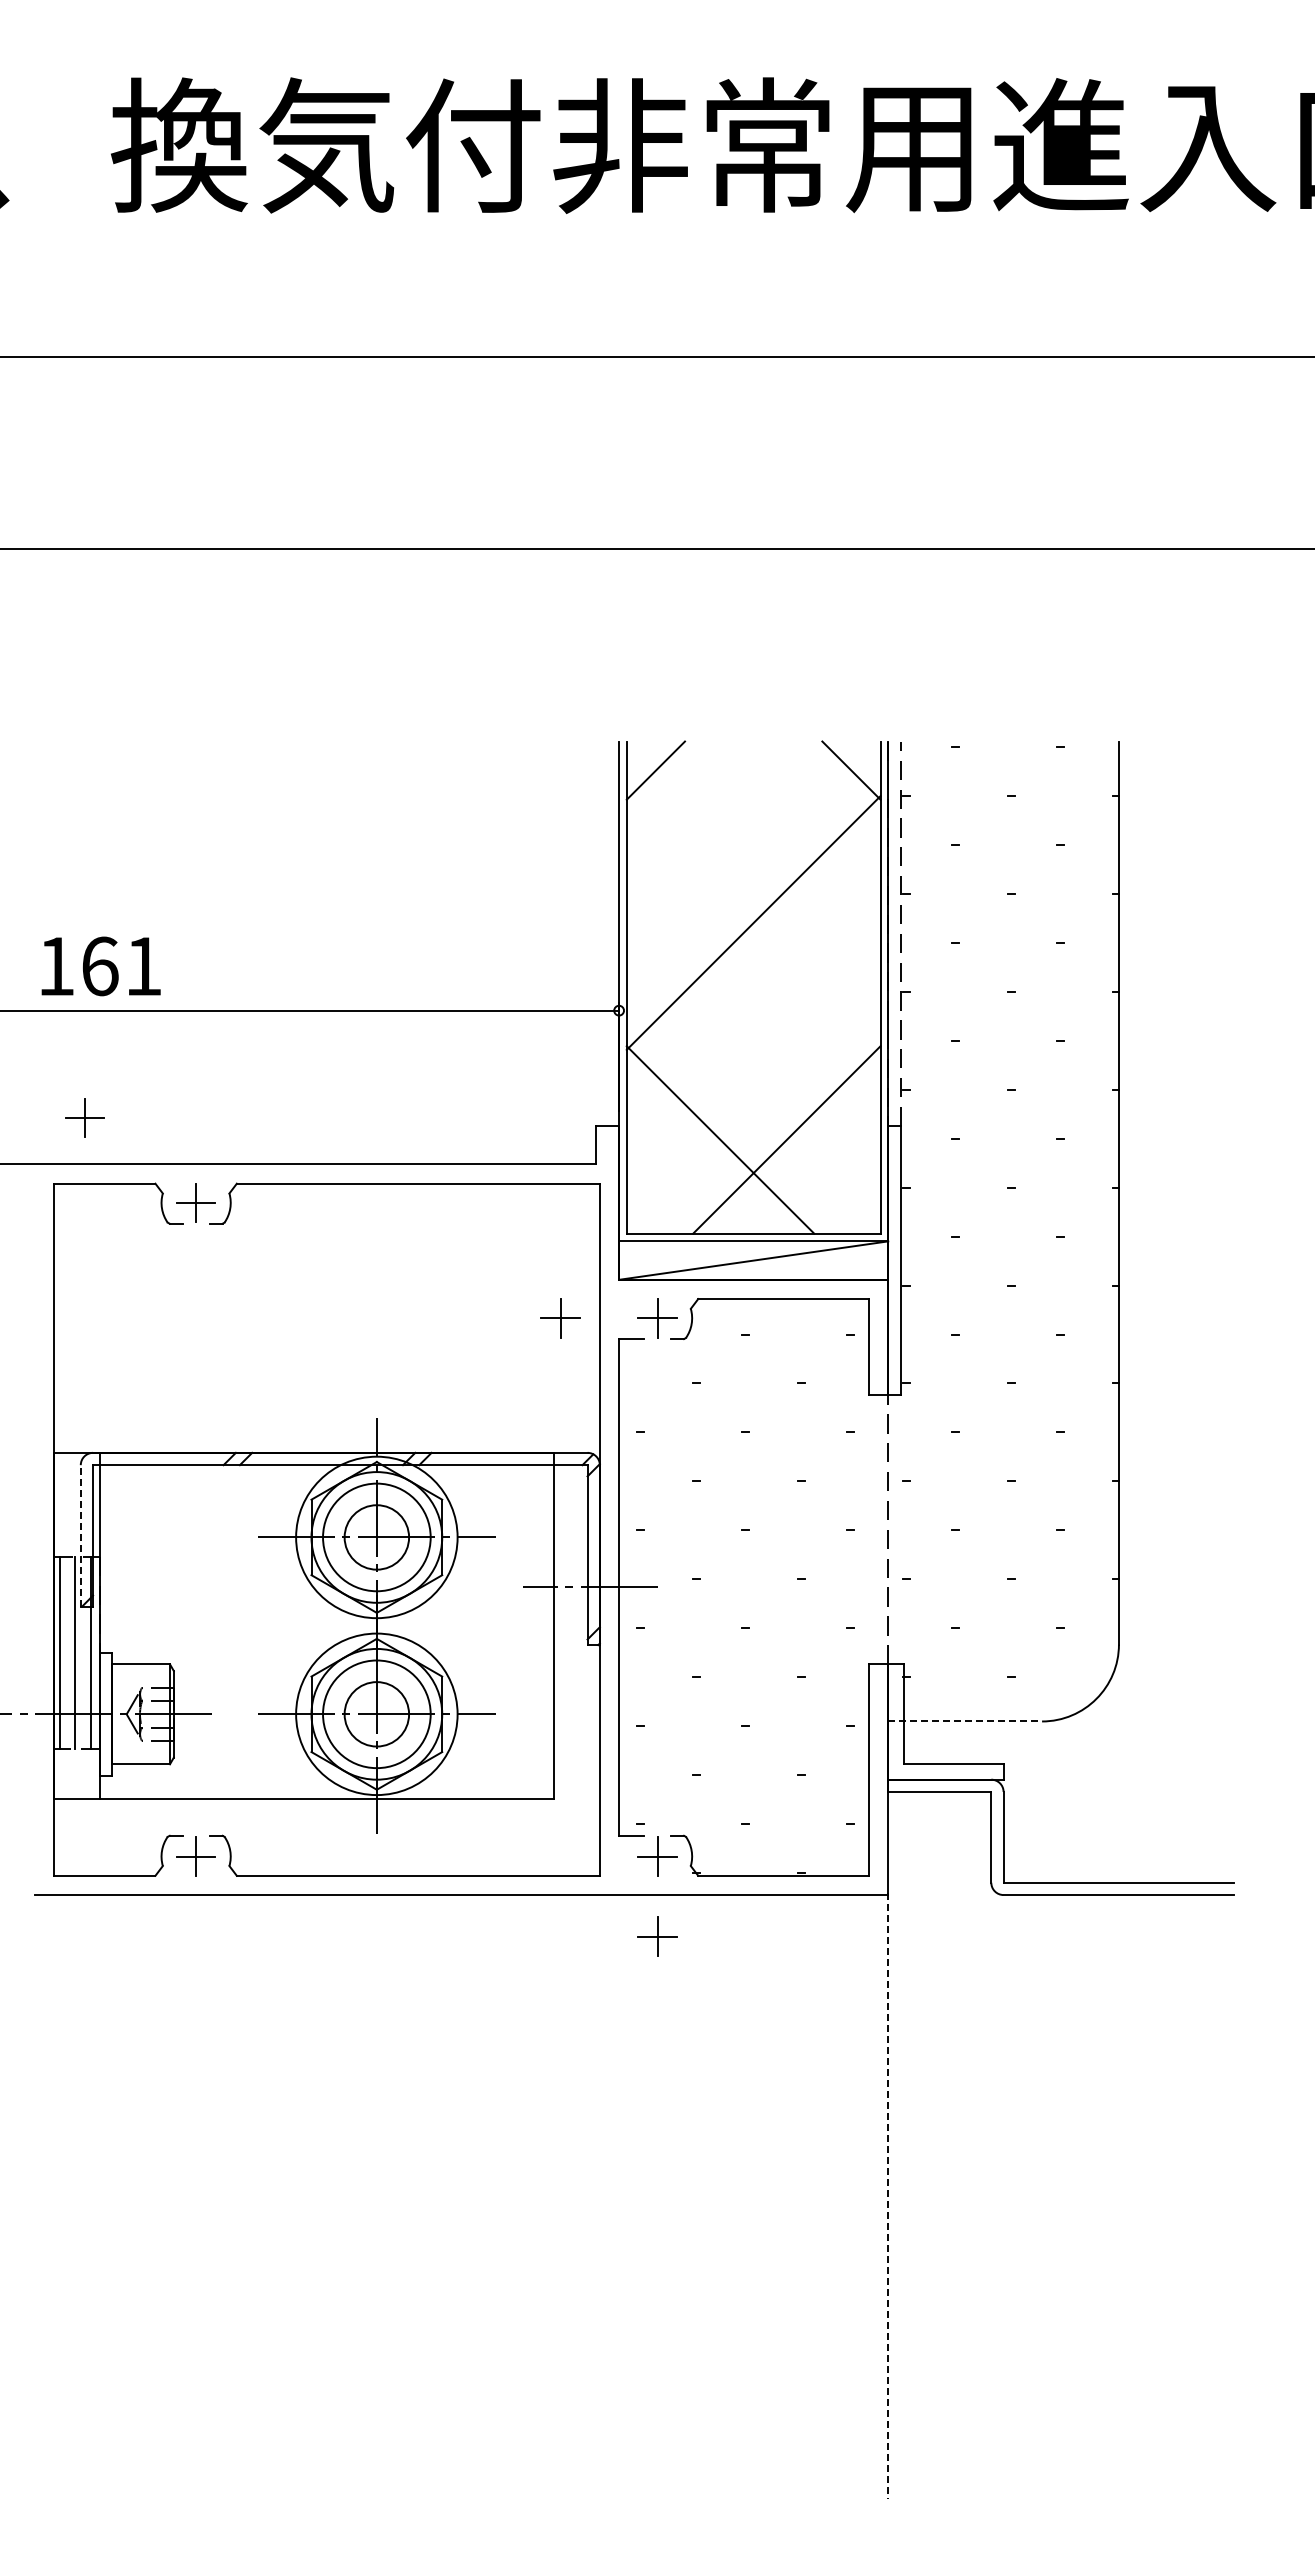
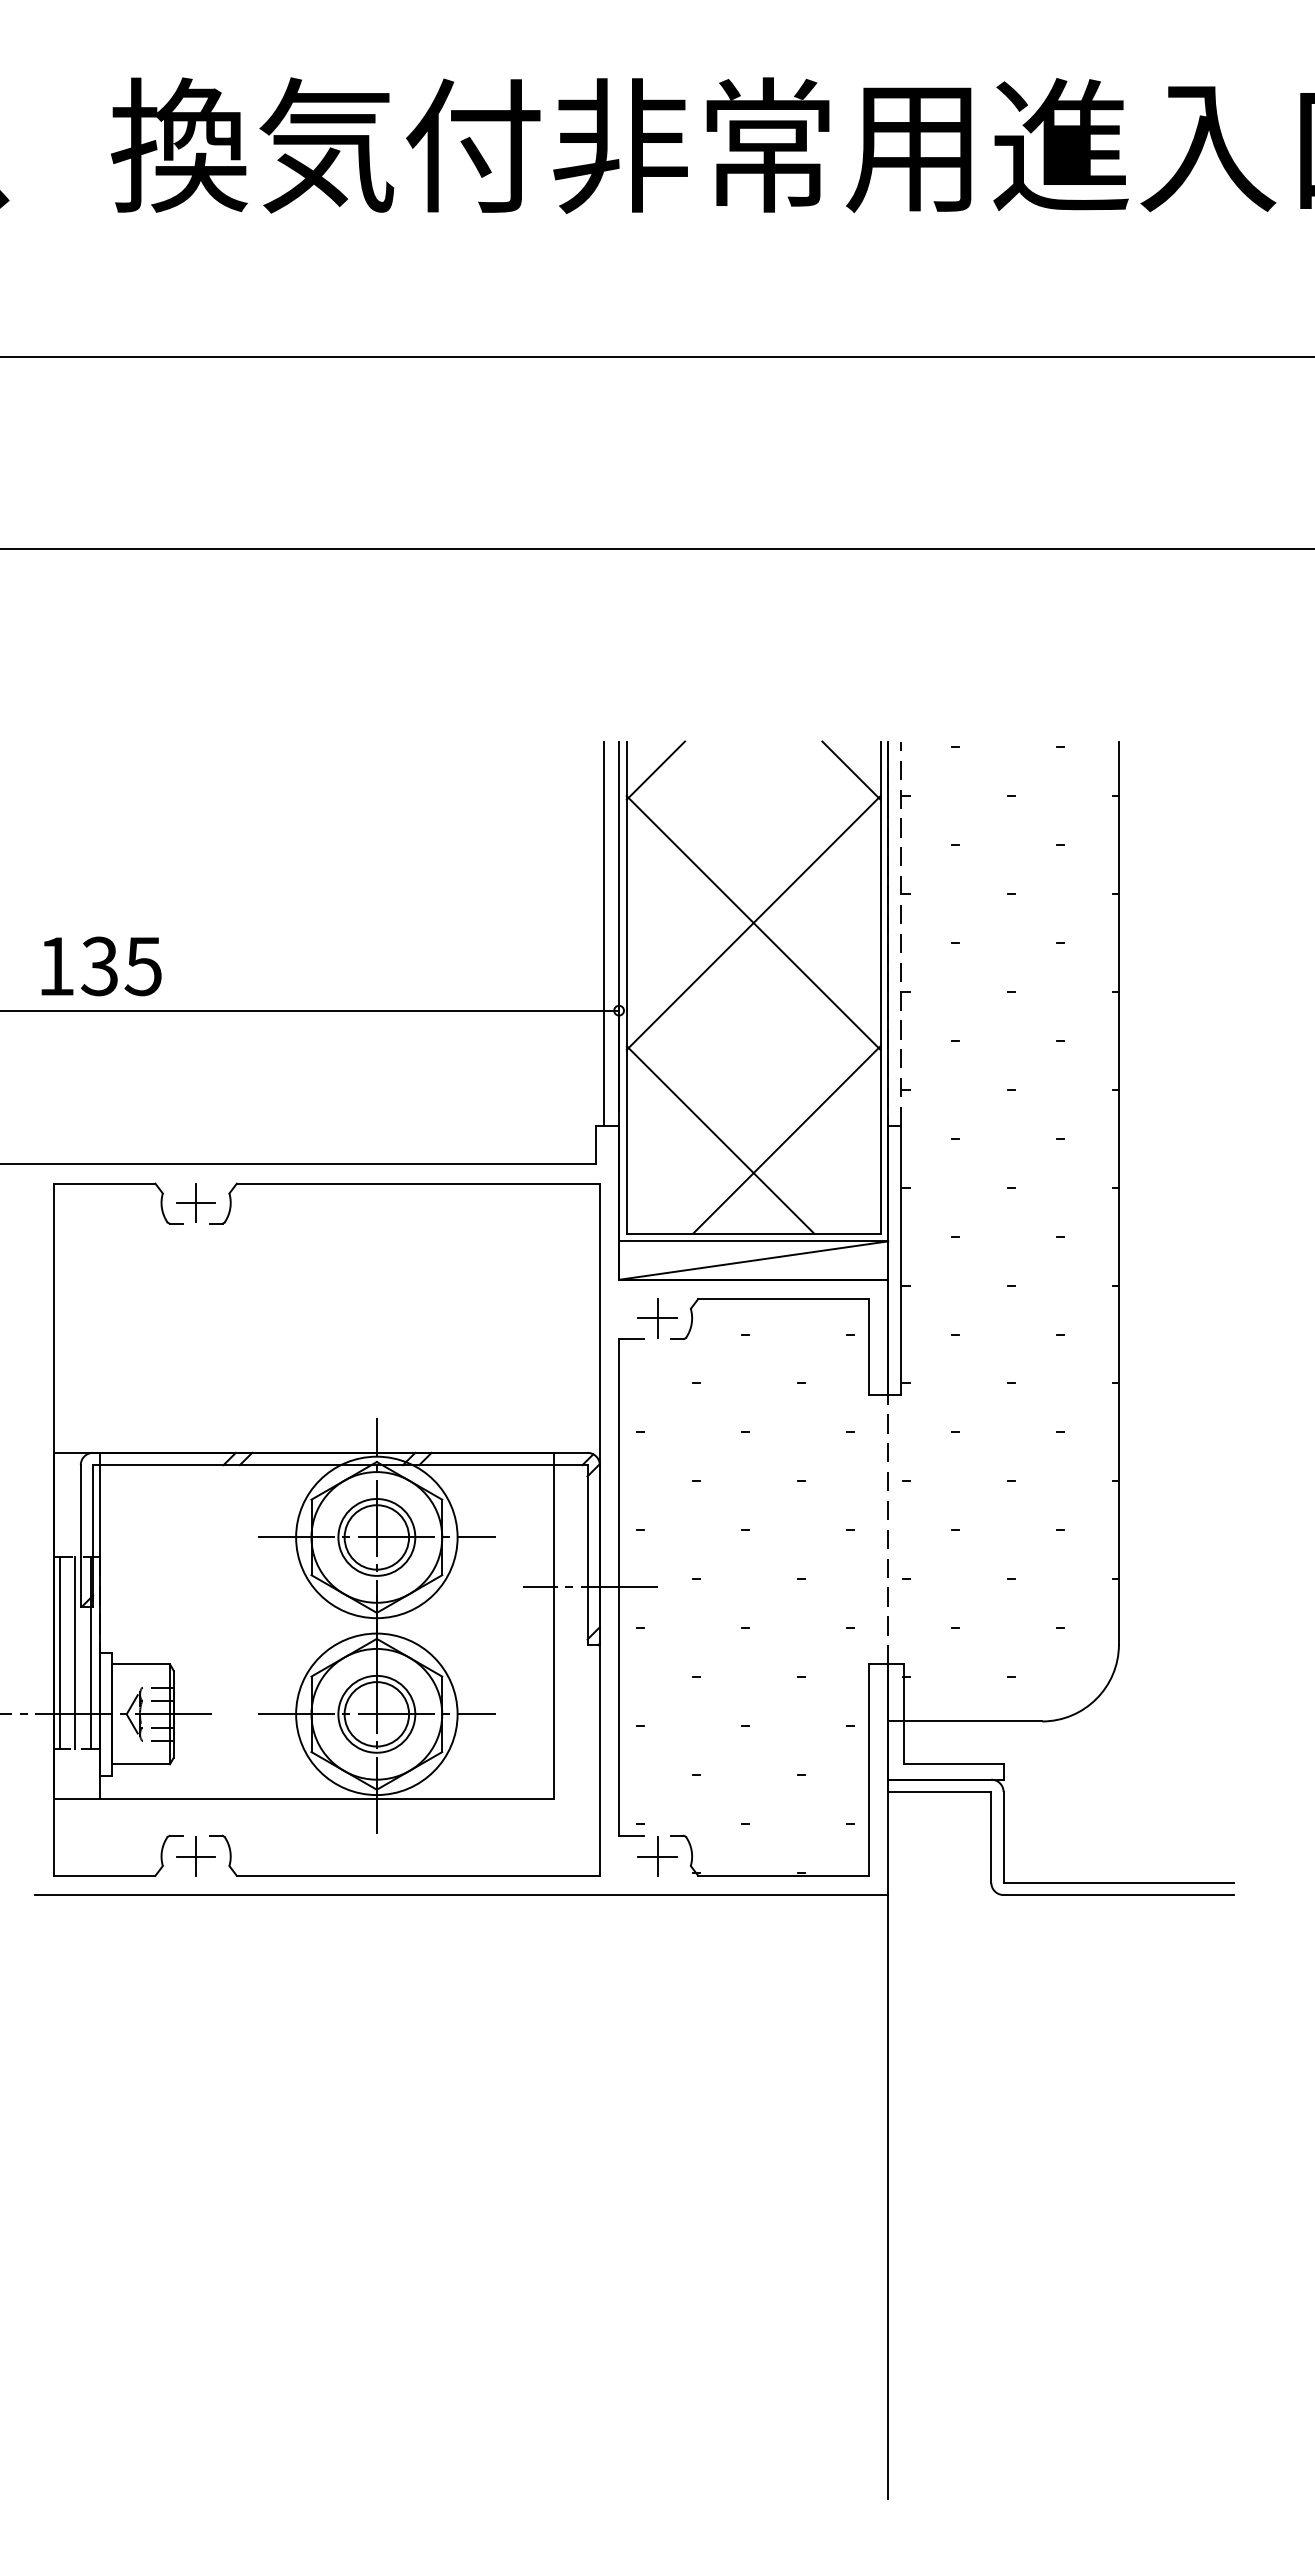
line: none -> present (753, 922)
line: none -> present (603, 933)
text: 161 -> 135 (121, 966)
part: present -> none (84, 1117)
part: present -> none (560, 1318)
line: dashed -> solid (80, 1535)
circle diameter: 108 px -> 77 px (376, 1537)
circle diameter: 108 px -> 77 px (376, 1713)
line: dashed -> solid (965, 1721)
part: present -> none (657, 1936)
line: dashed -> solid (888, 2195)
